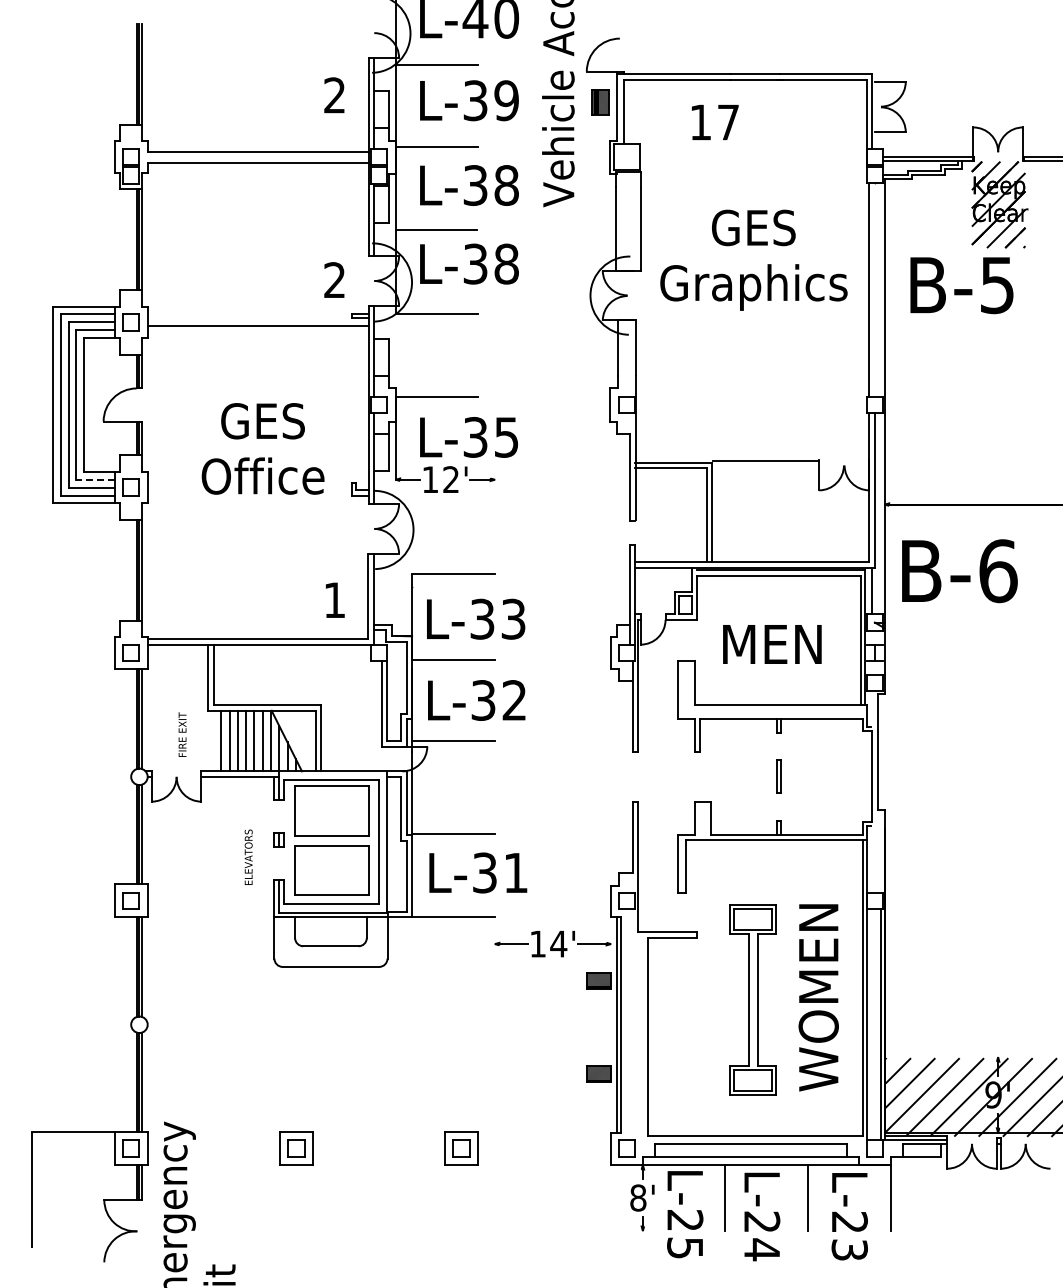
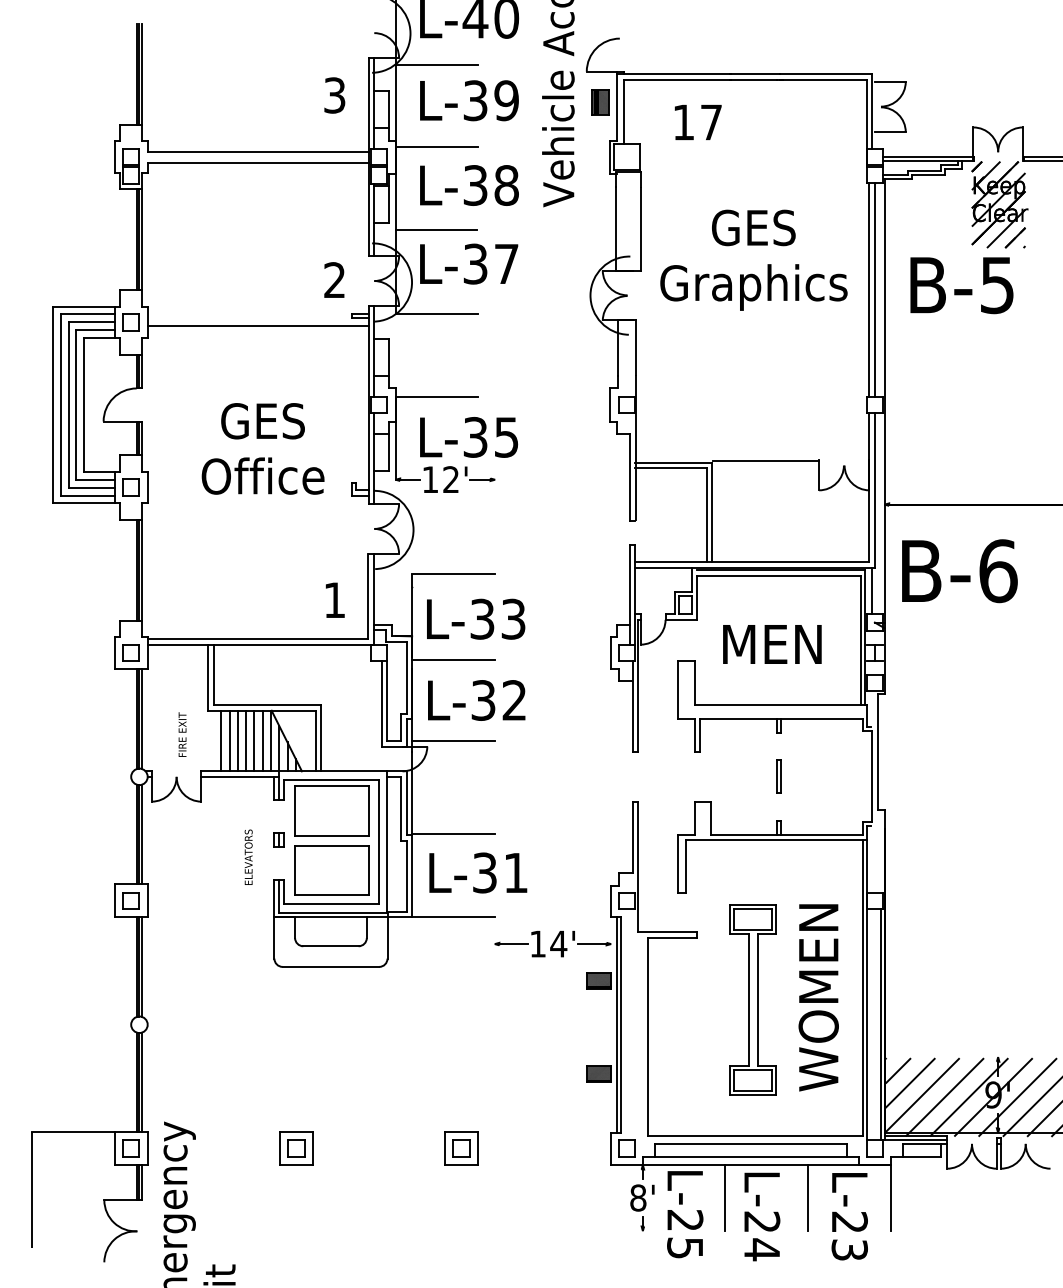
text: 2 -> 3 (334, 95)
text position: (714, 122) -> (697, 122) (697, 122)
text: L-38 -> L-37 (506, 263)
line: none -> present (874, 289)
line: dashed -> solid (95, 479)
